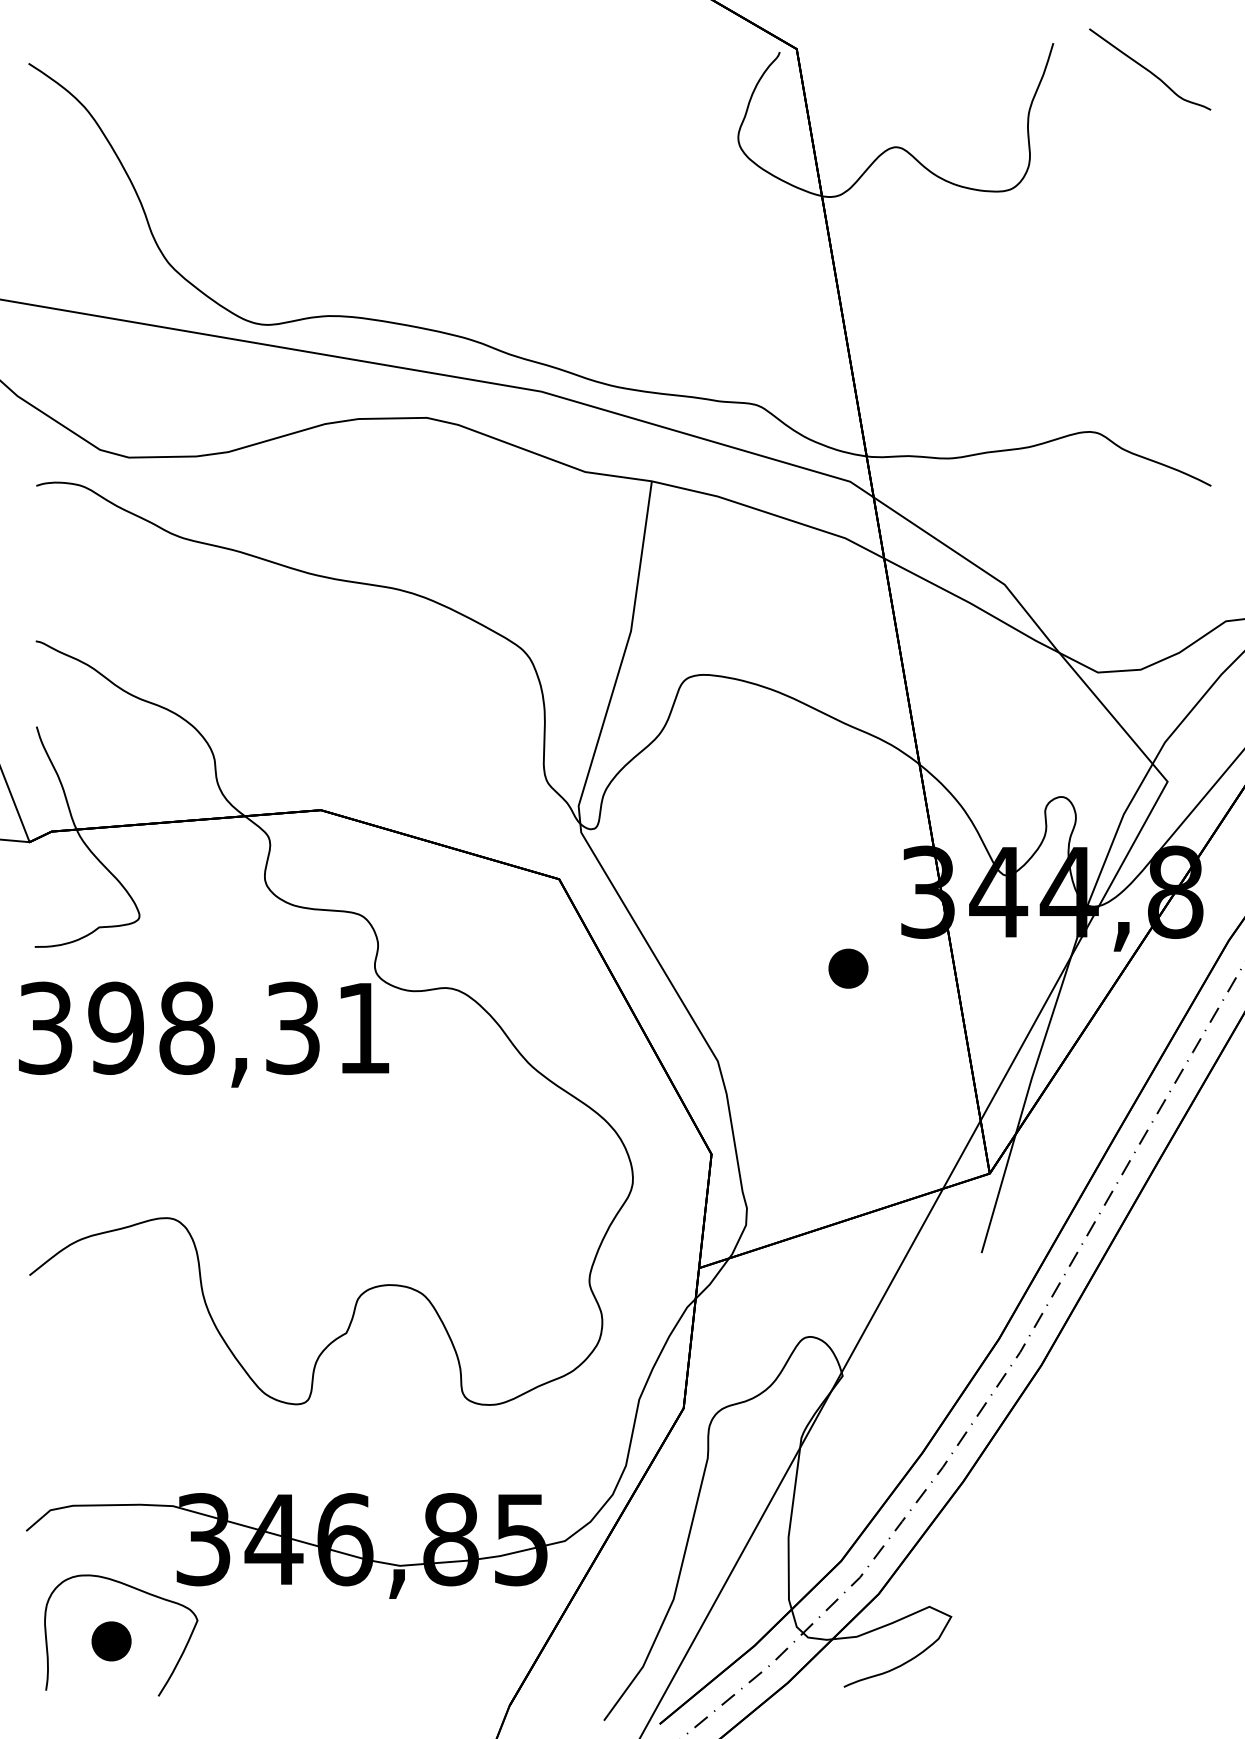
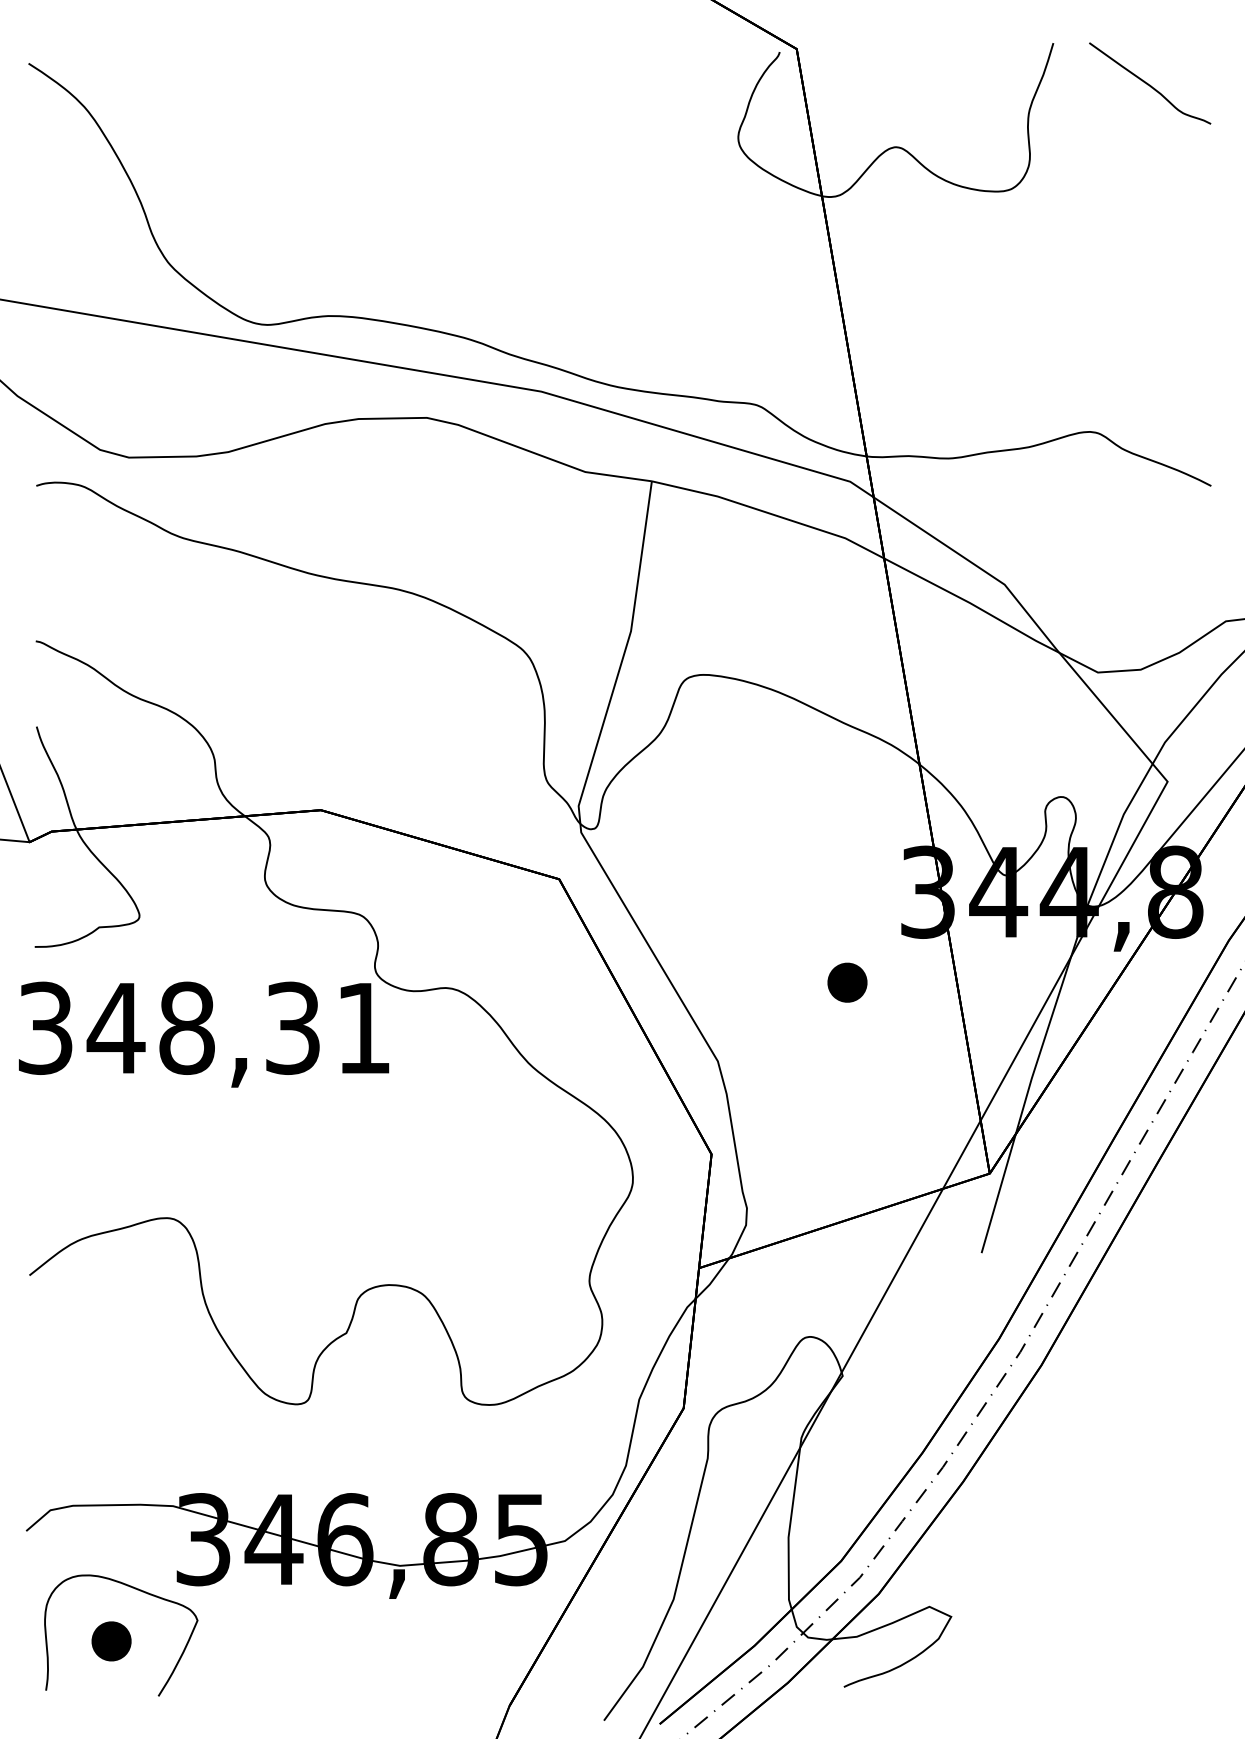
curve position: (1150, 70) -> (1150, 84) (1150, 84)
part position: (848, 968) -> (847, 982) (847, 982)
text: 398,31 -> 348,31 (115, 1027)
